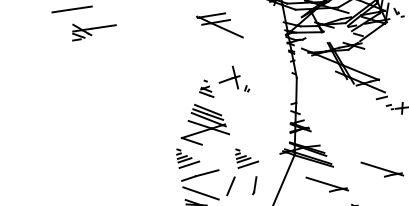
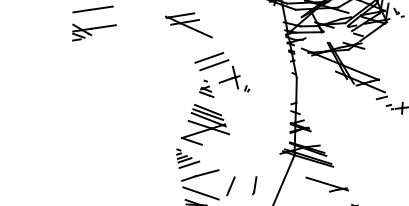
line position: (71, 9) -> (92, 9) (92, 9)
part position: (219, 25) -> (188, 25) (188, 25)
line: none -> present (209, 57)
line: none -> present (214, 65)
part: present -> none (247, 158)
part: present -> none (382, 169)
